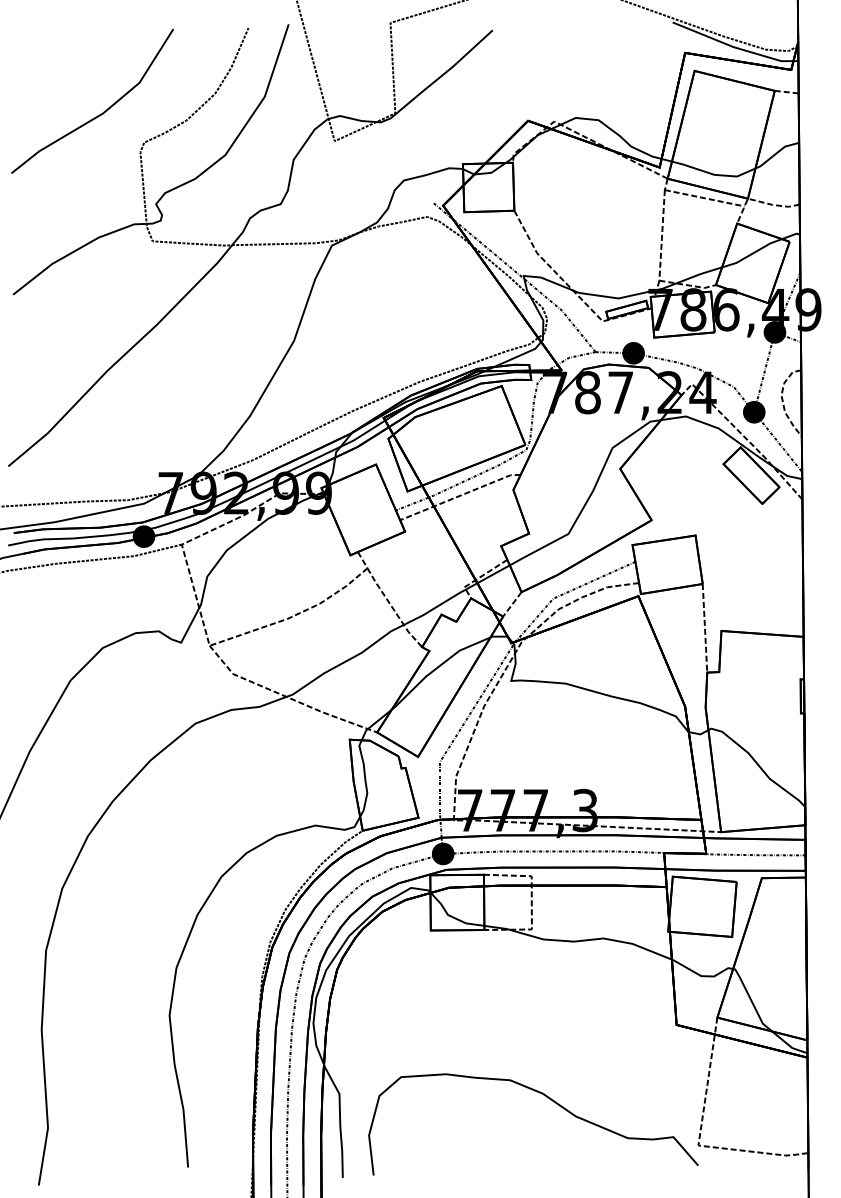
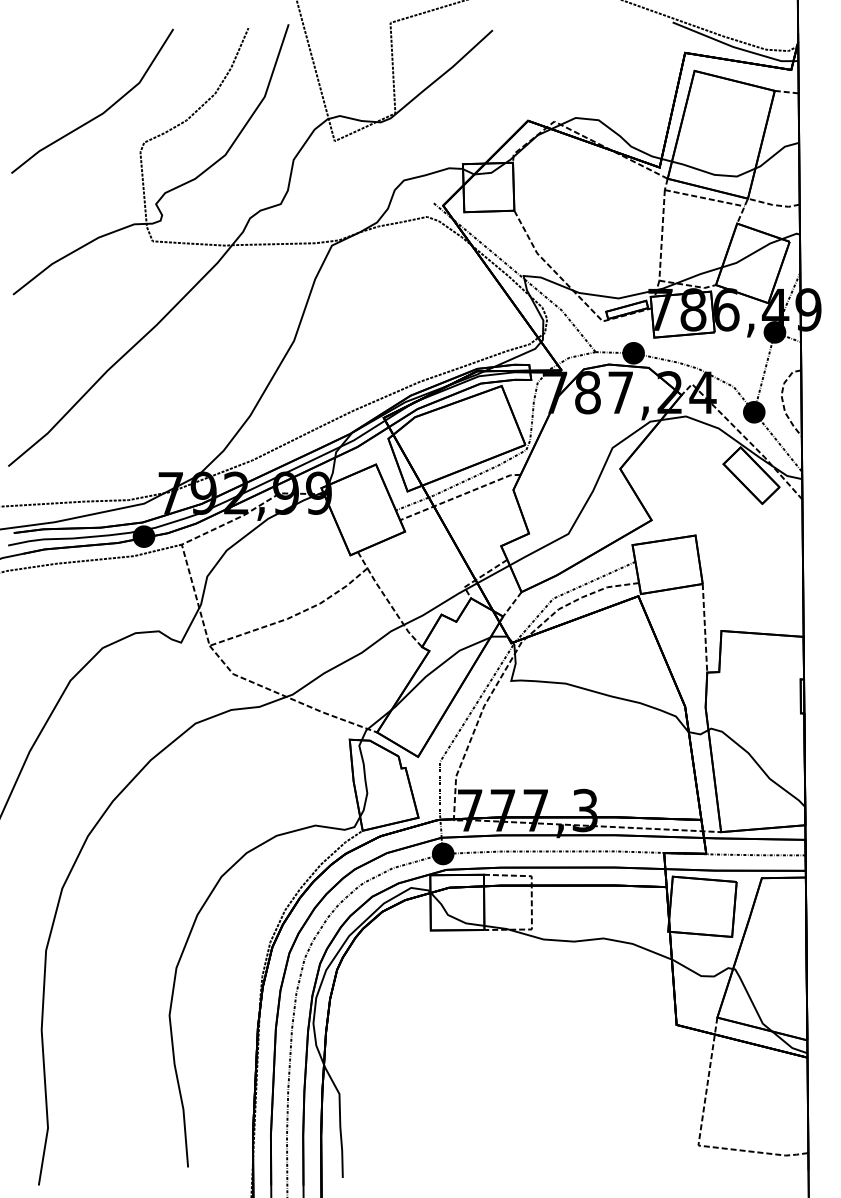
part: present -> none (550, 1100)
